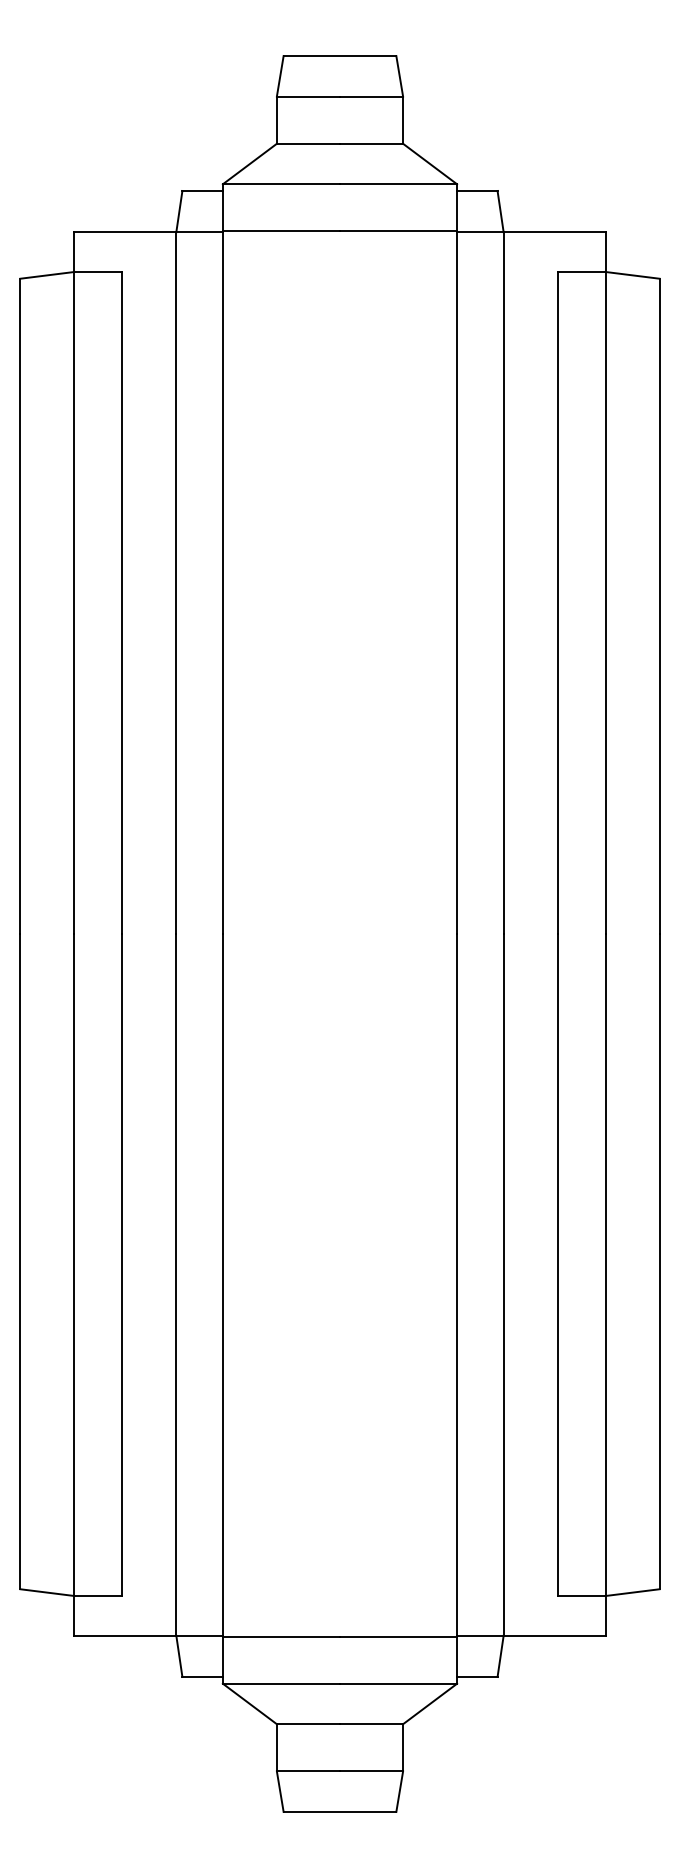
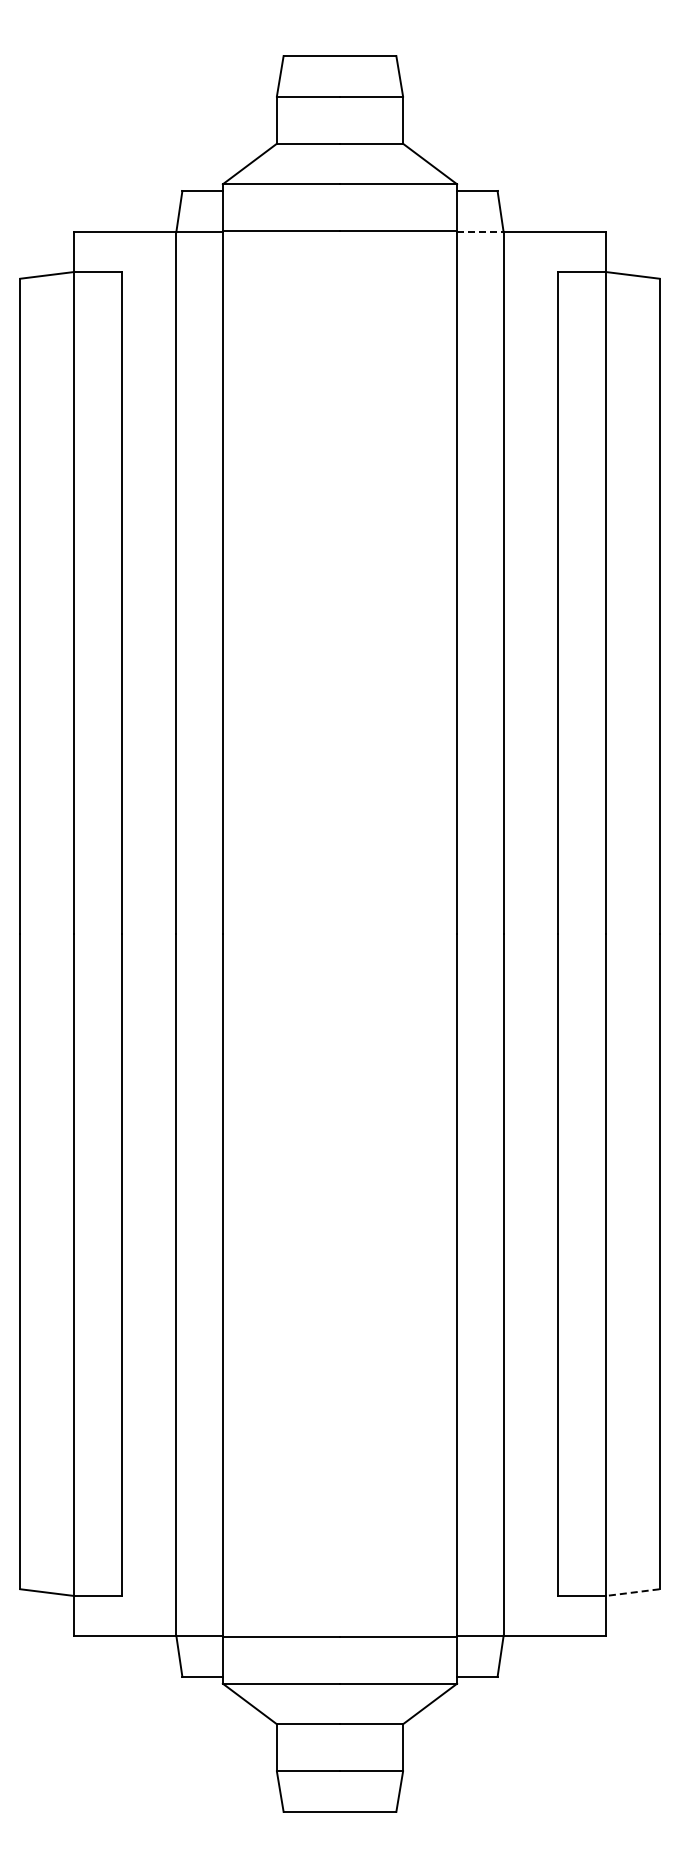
line: solid -> dashed (480, 232)
line: solid -> dashed (632, 1592)
